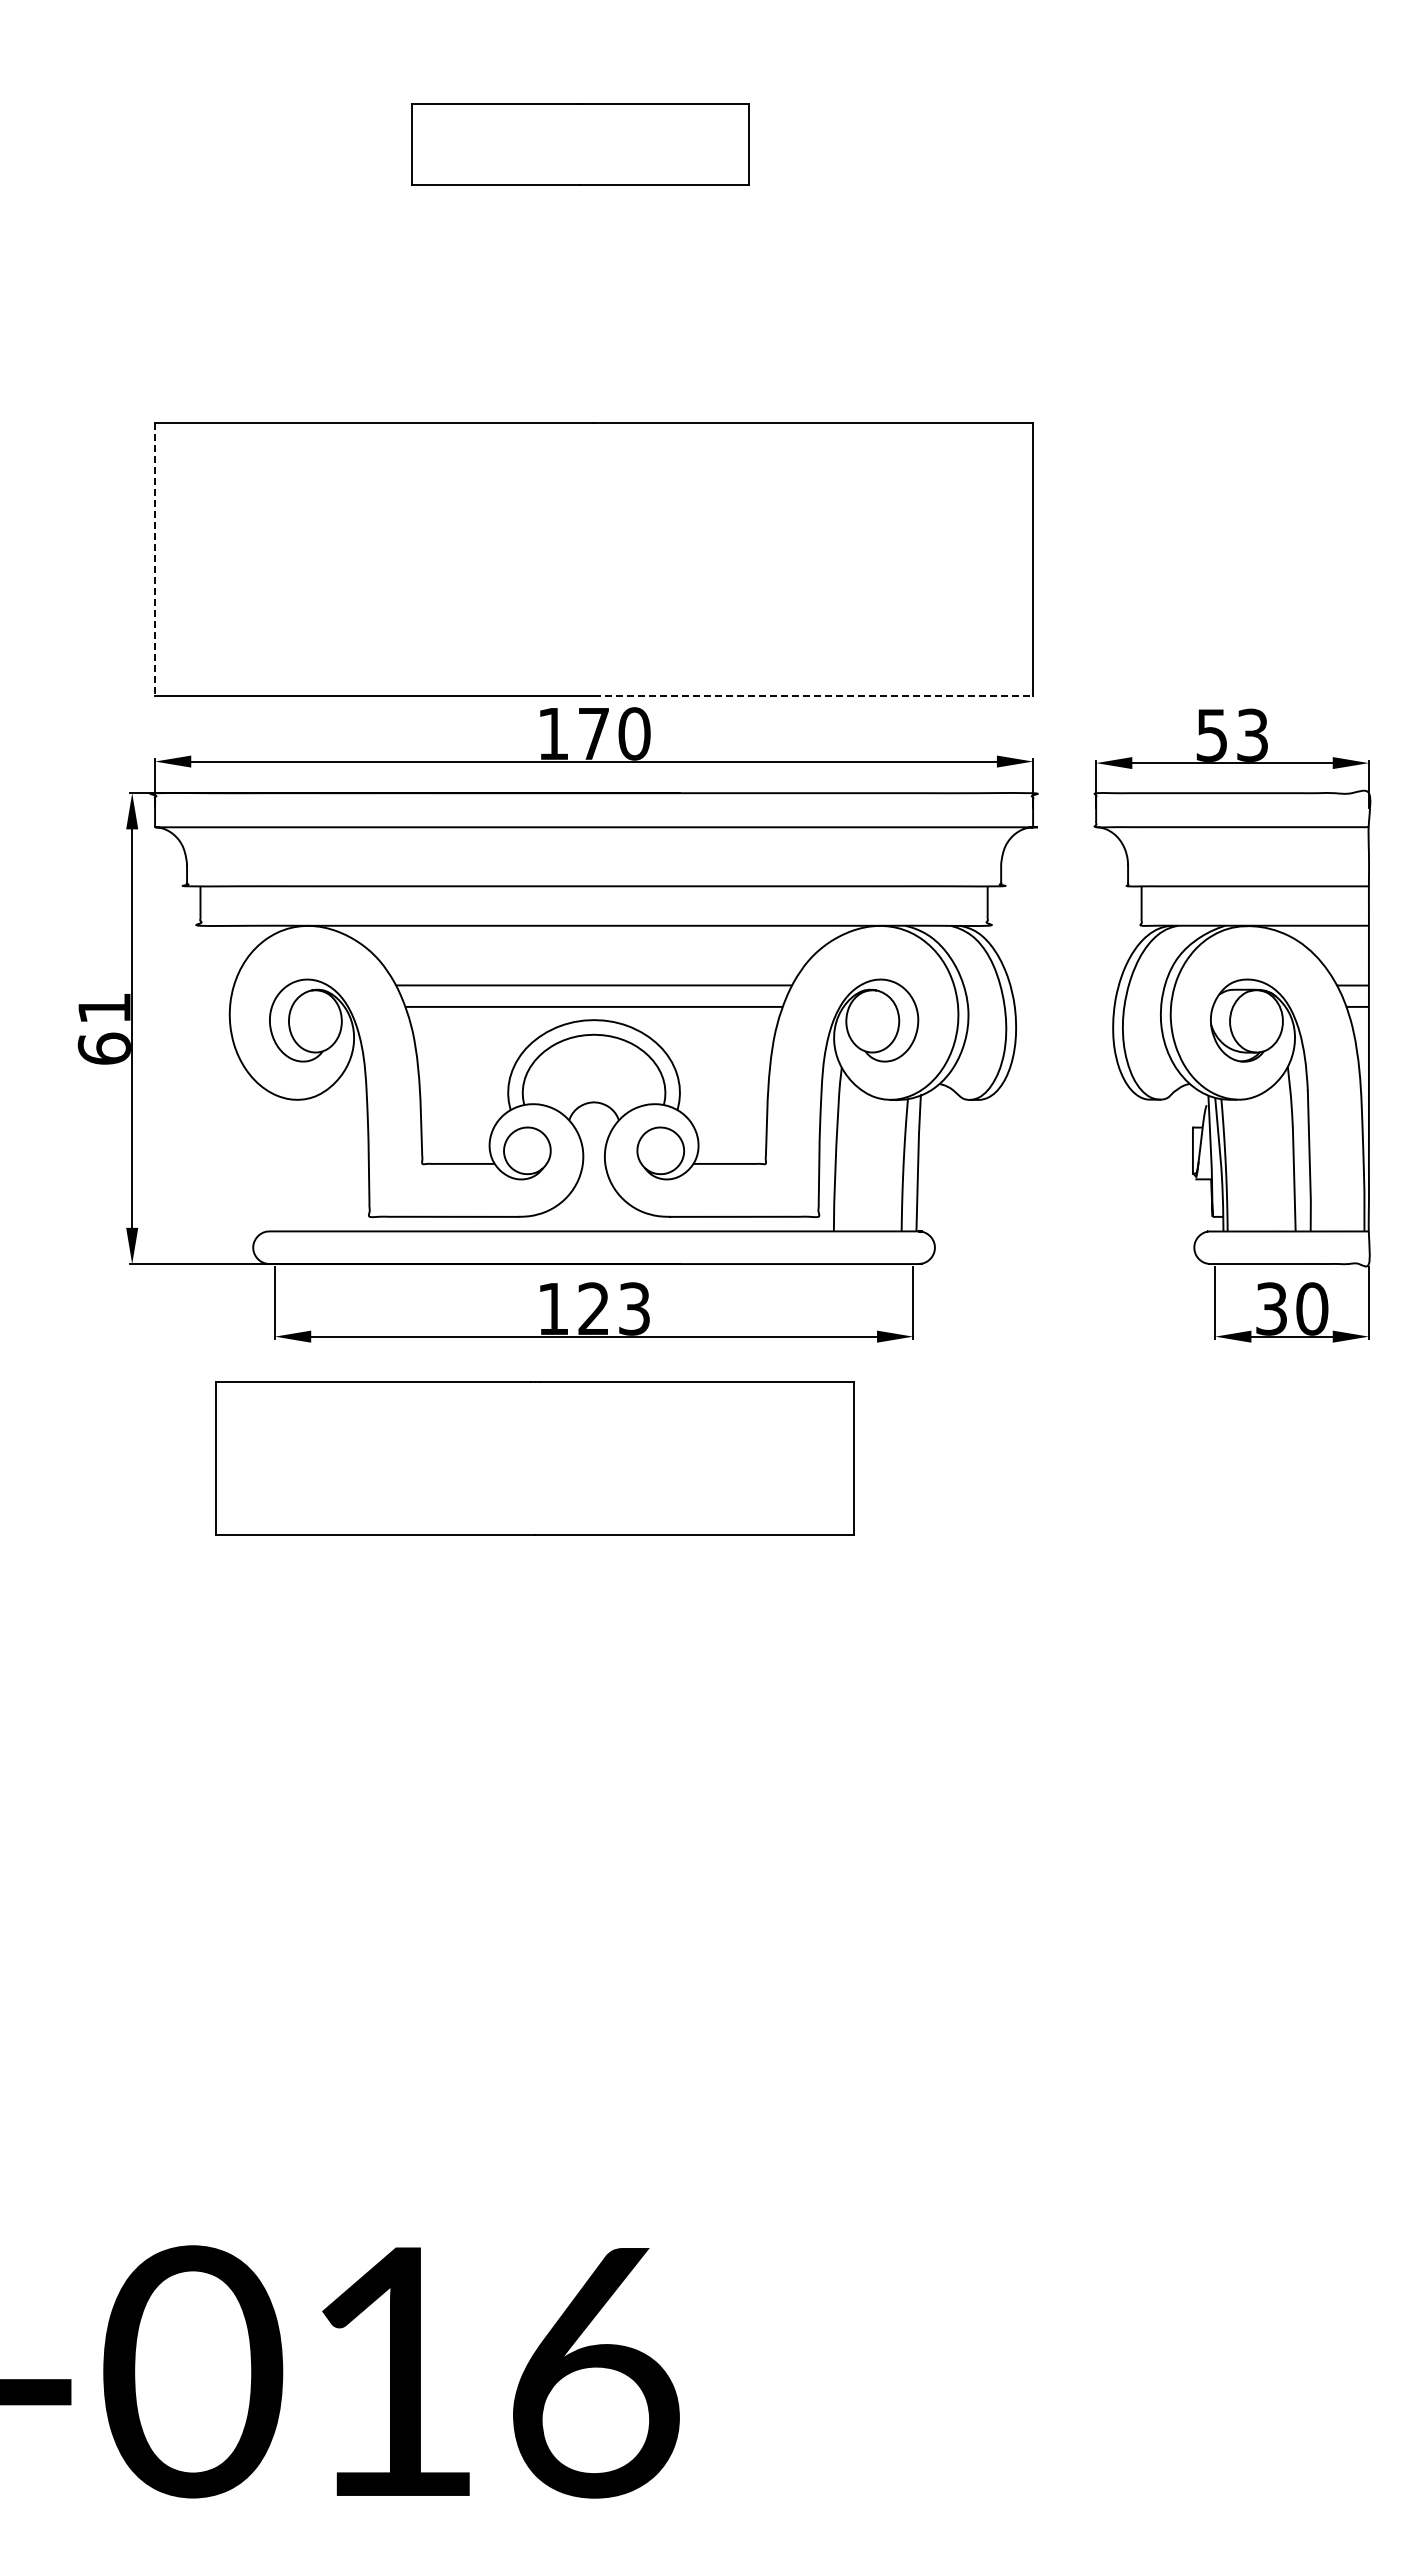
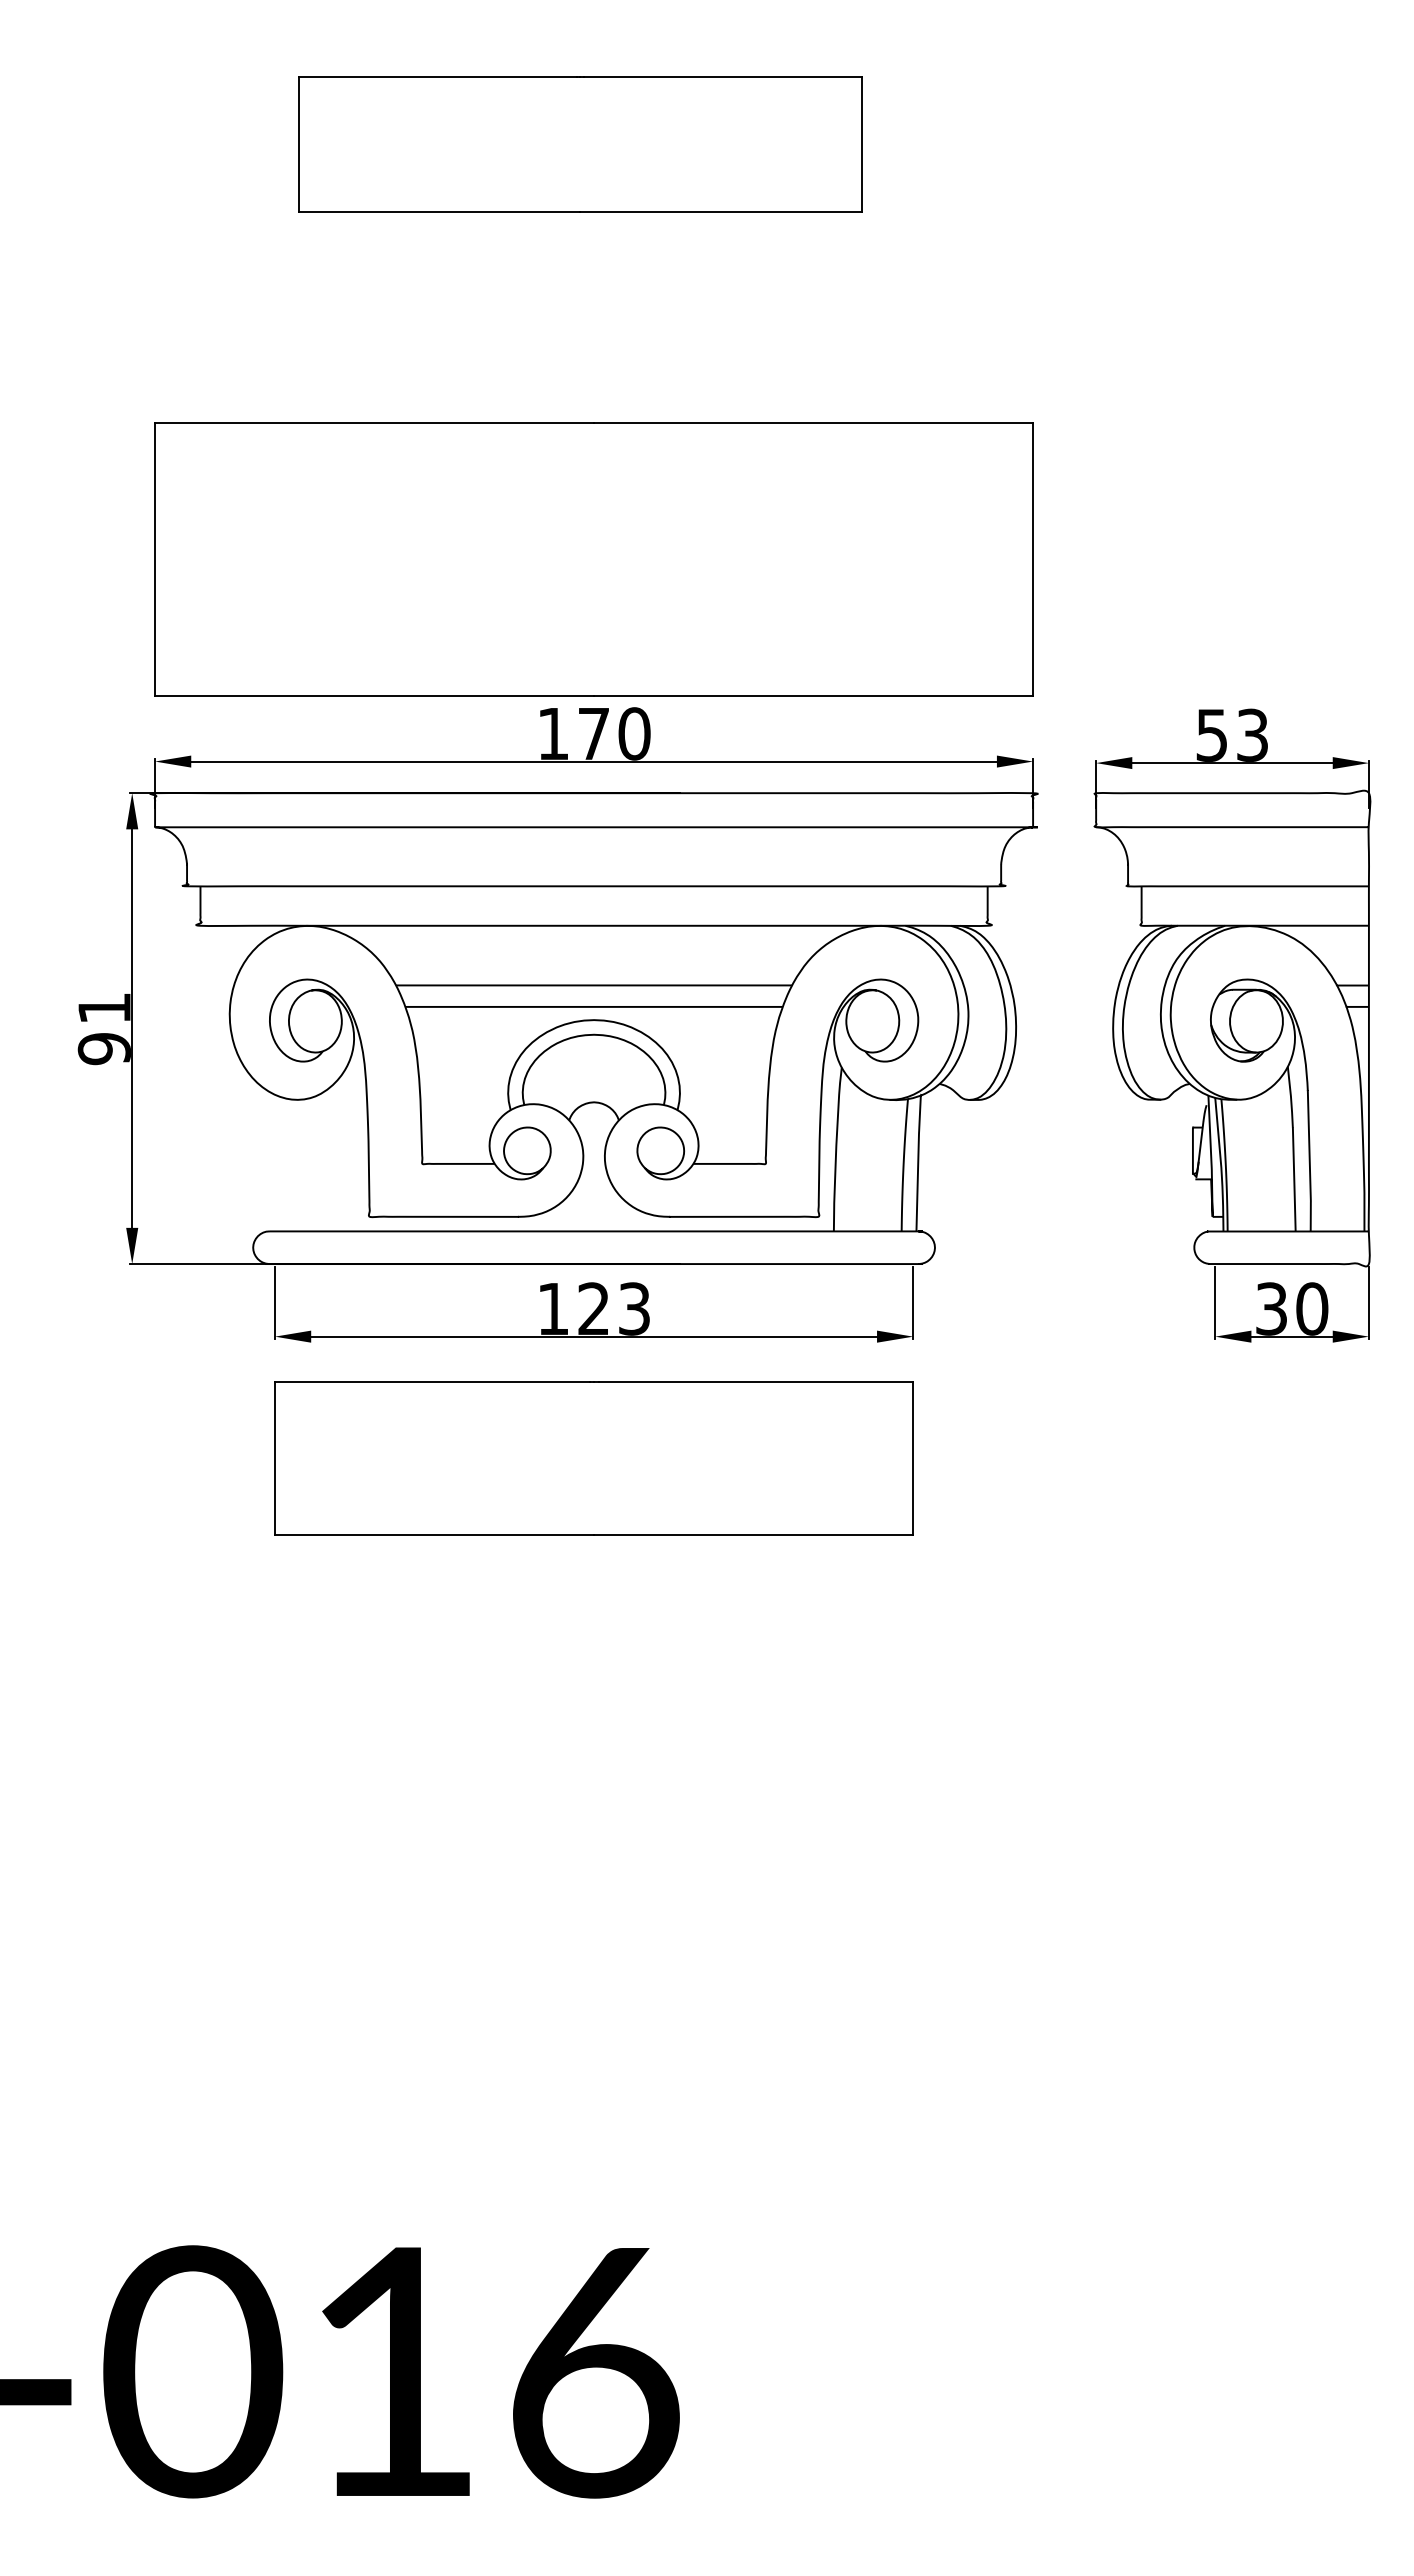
part size: 339x83 px -> 565x137 px (580, 144)
line: dashed -> solid (155, 559)
line: dashed -> solid (814, 695)
text: 61 -> 91 (103, 1048)
part position: (534, 1458) -> (593, 1458) (593, 1458)
